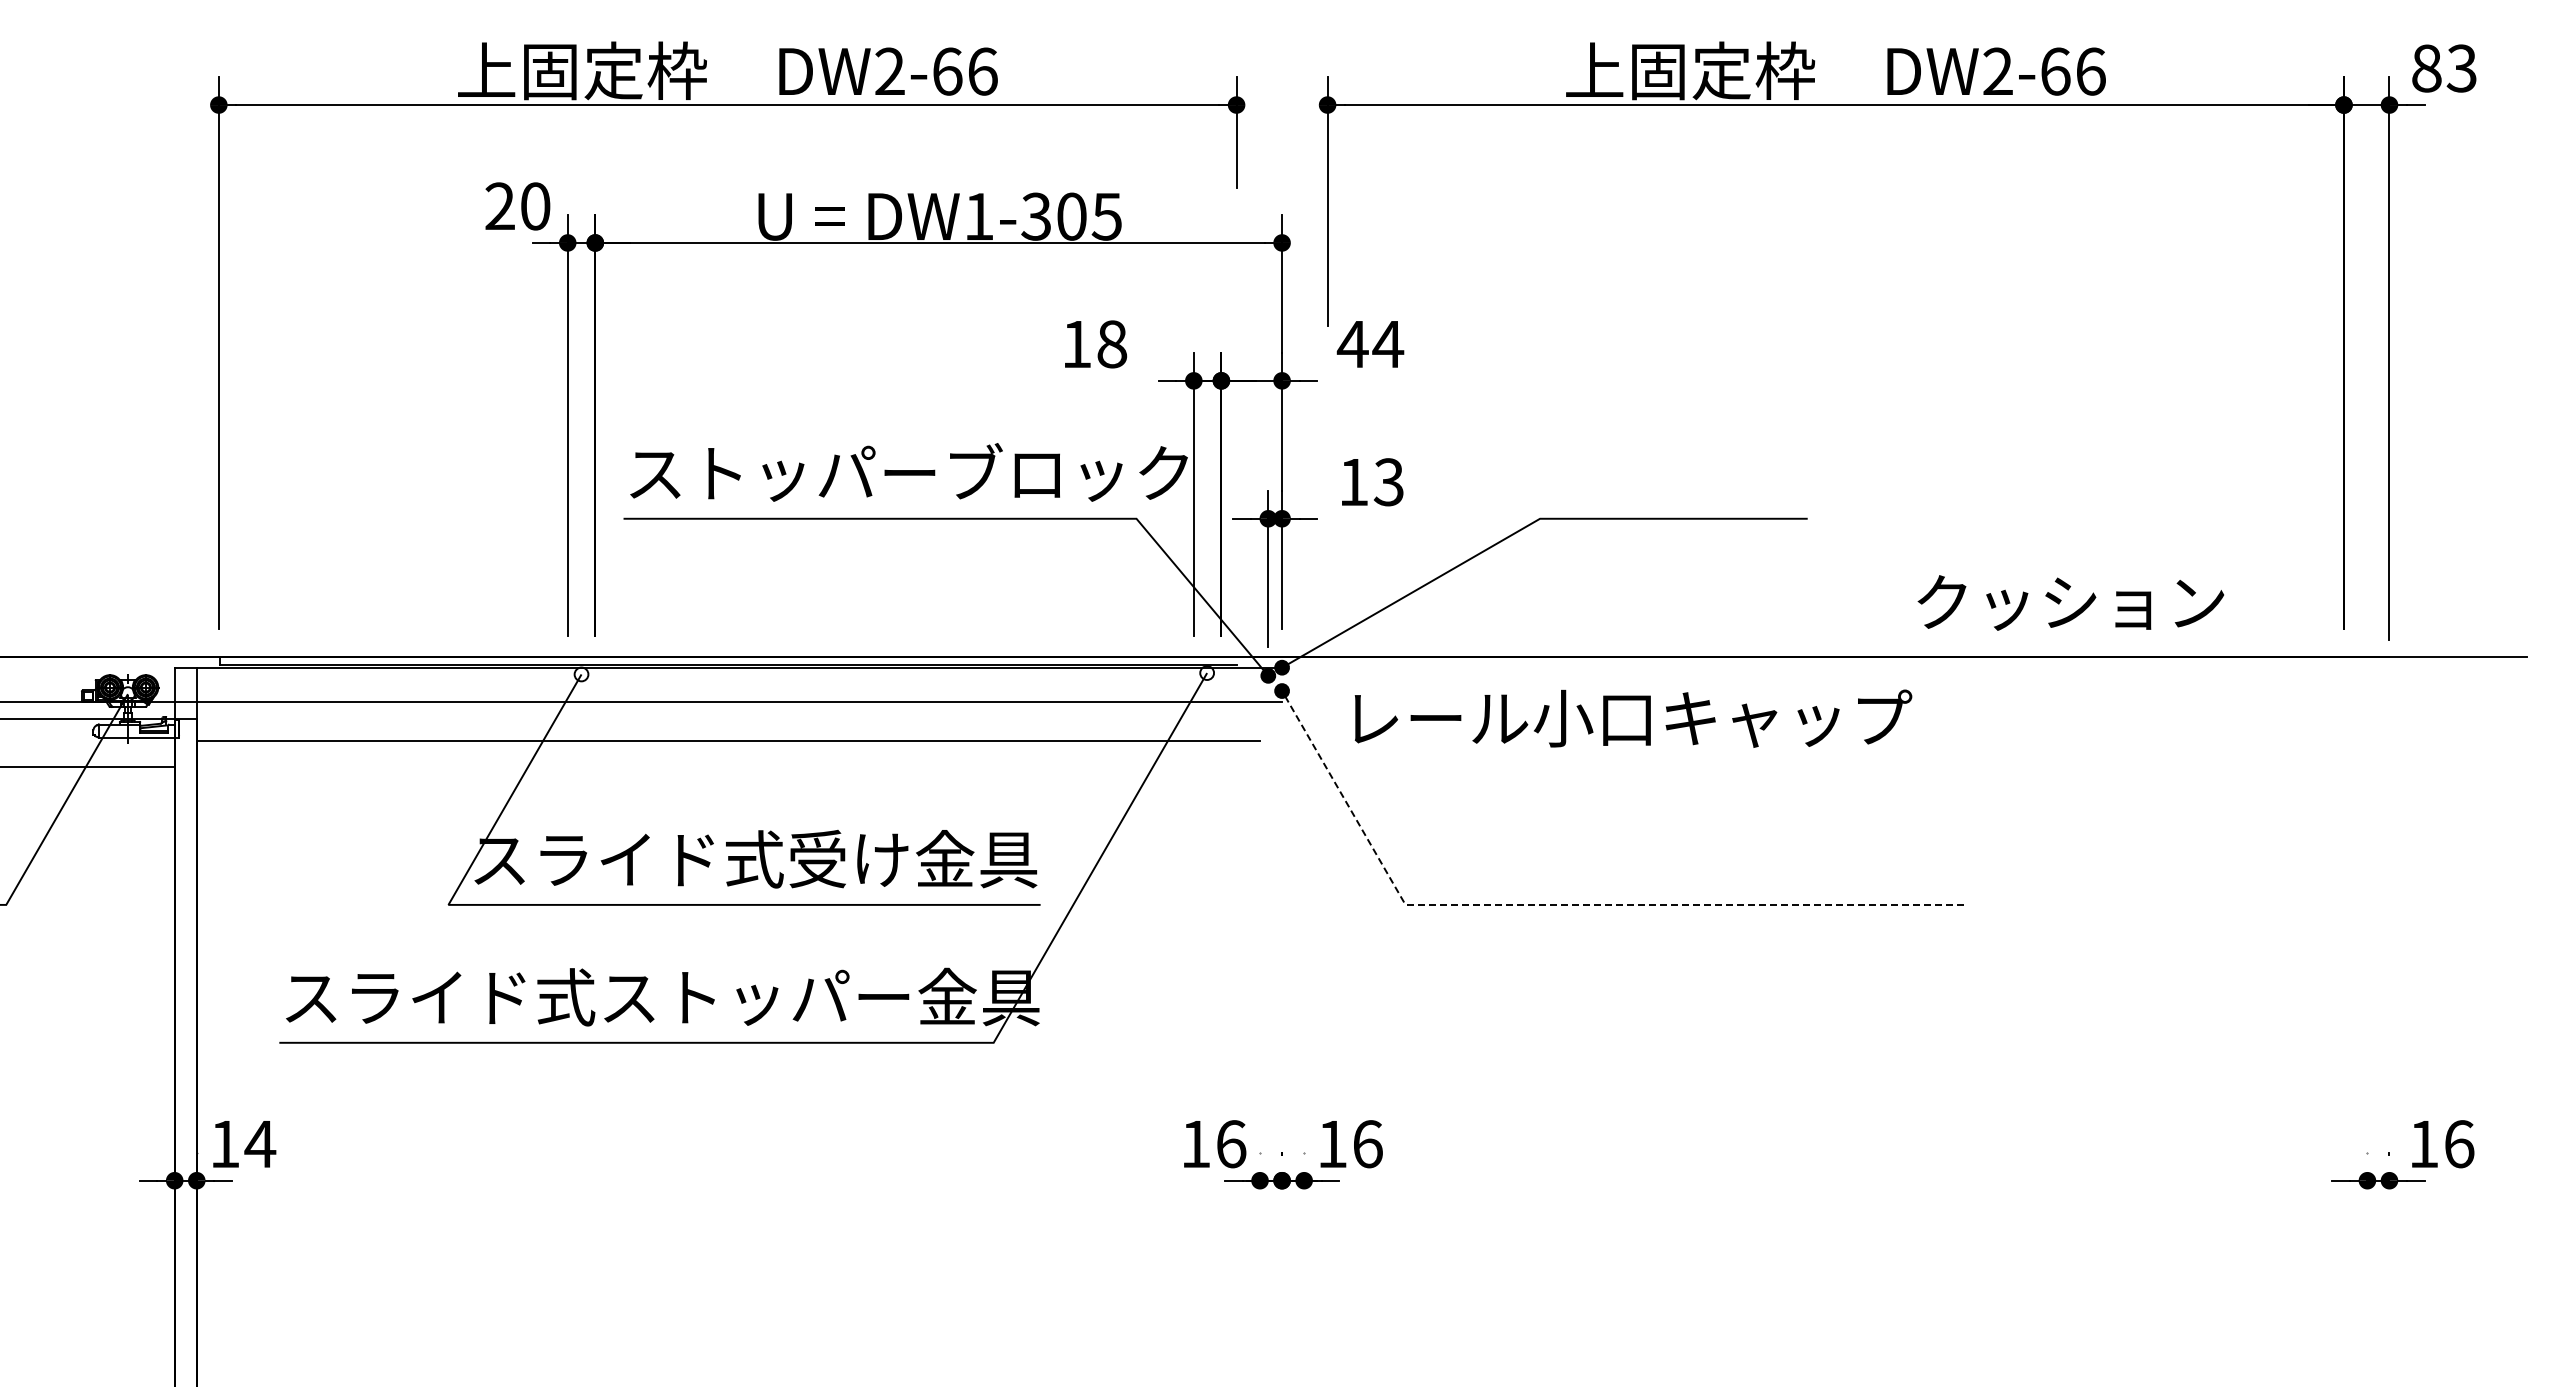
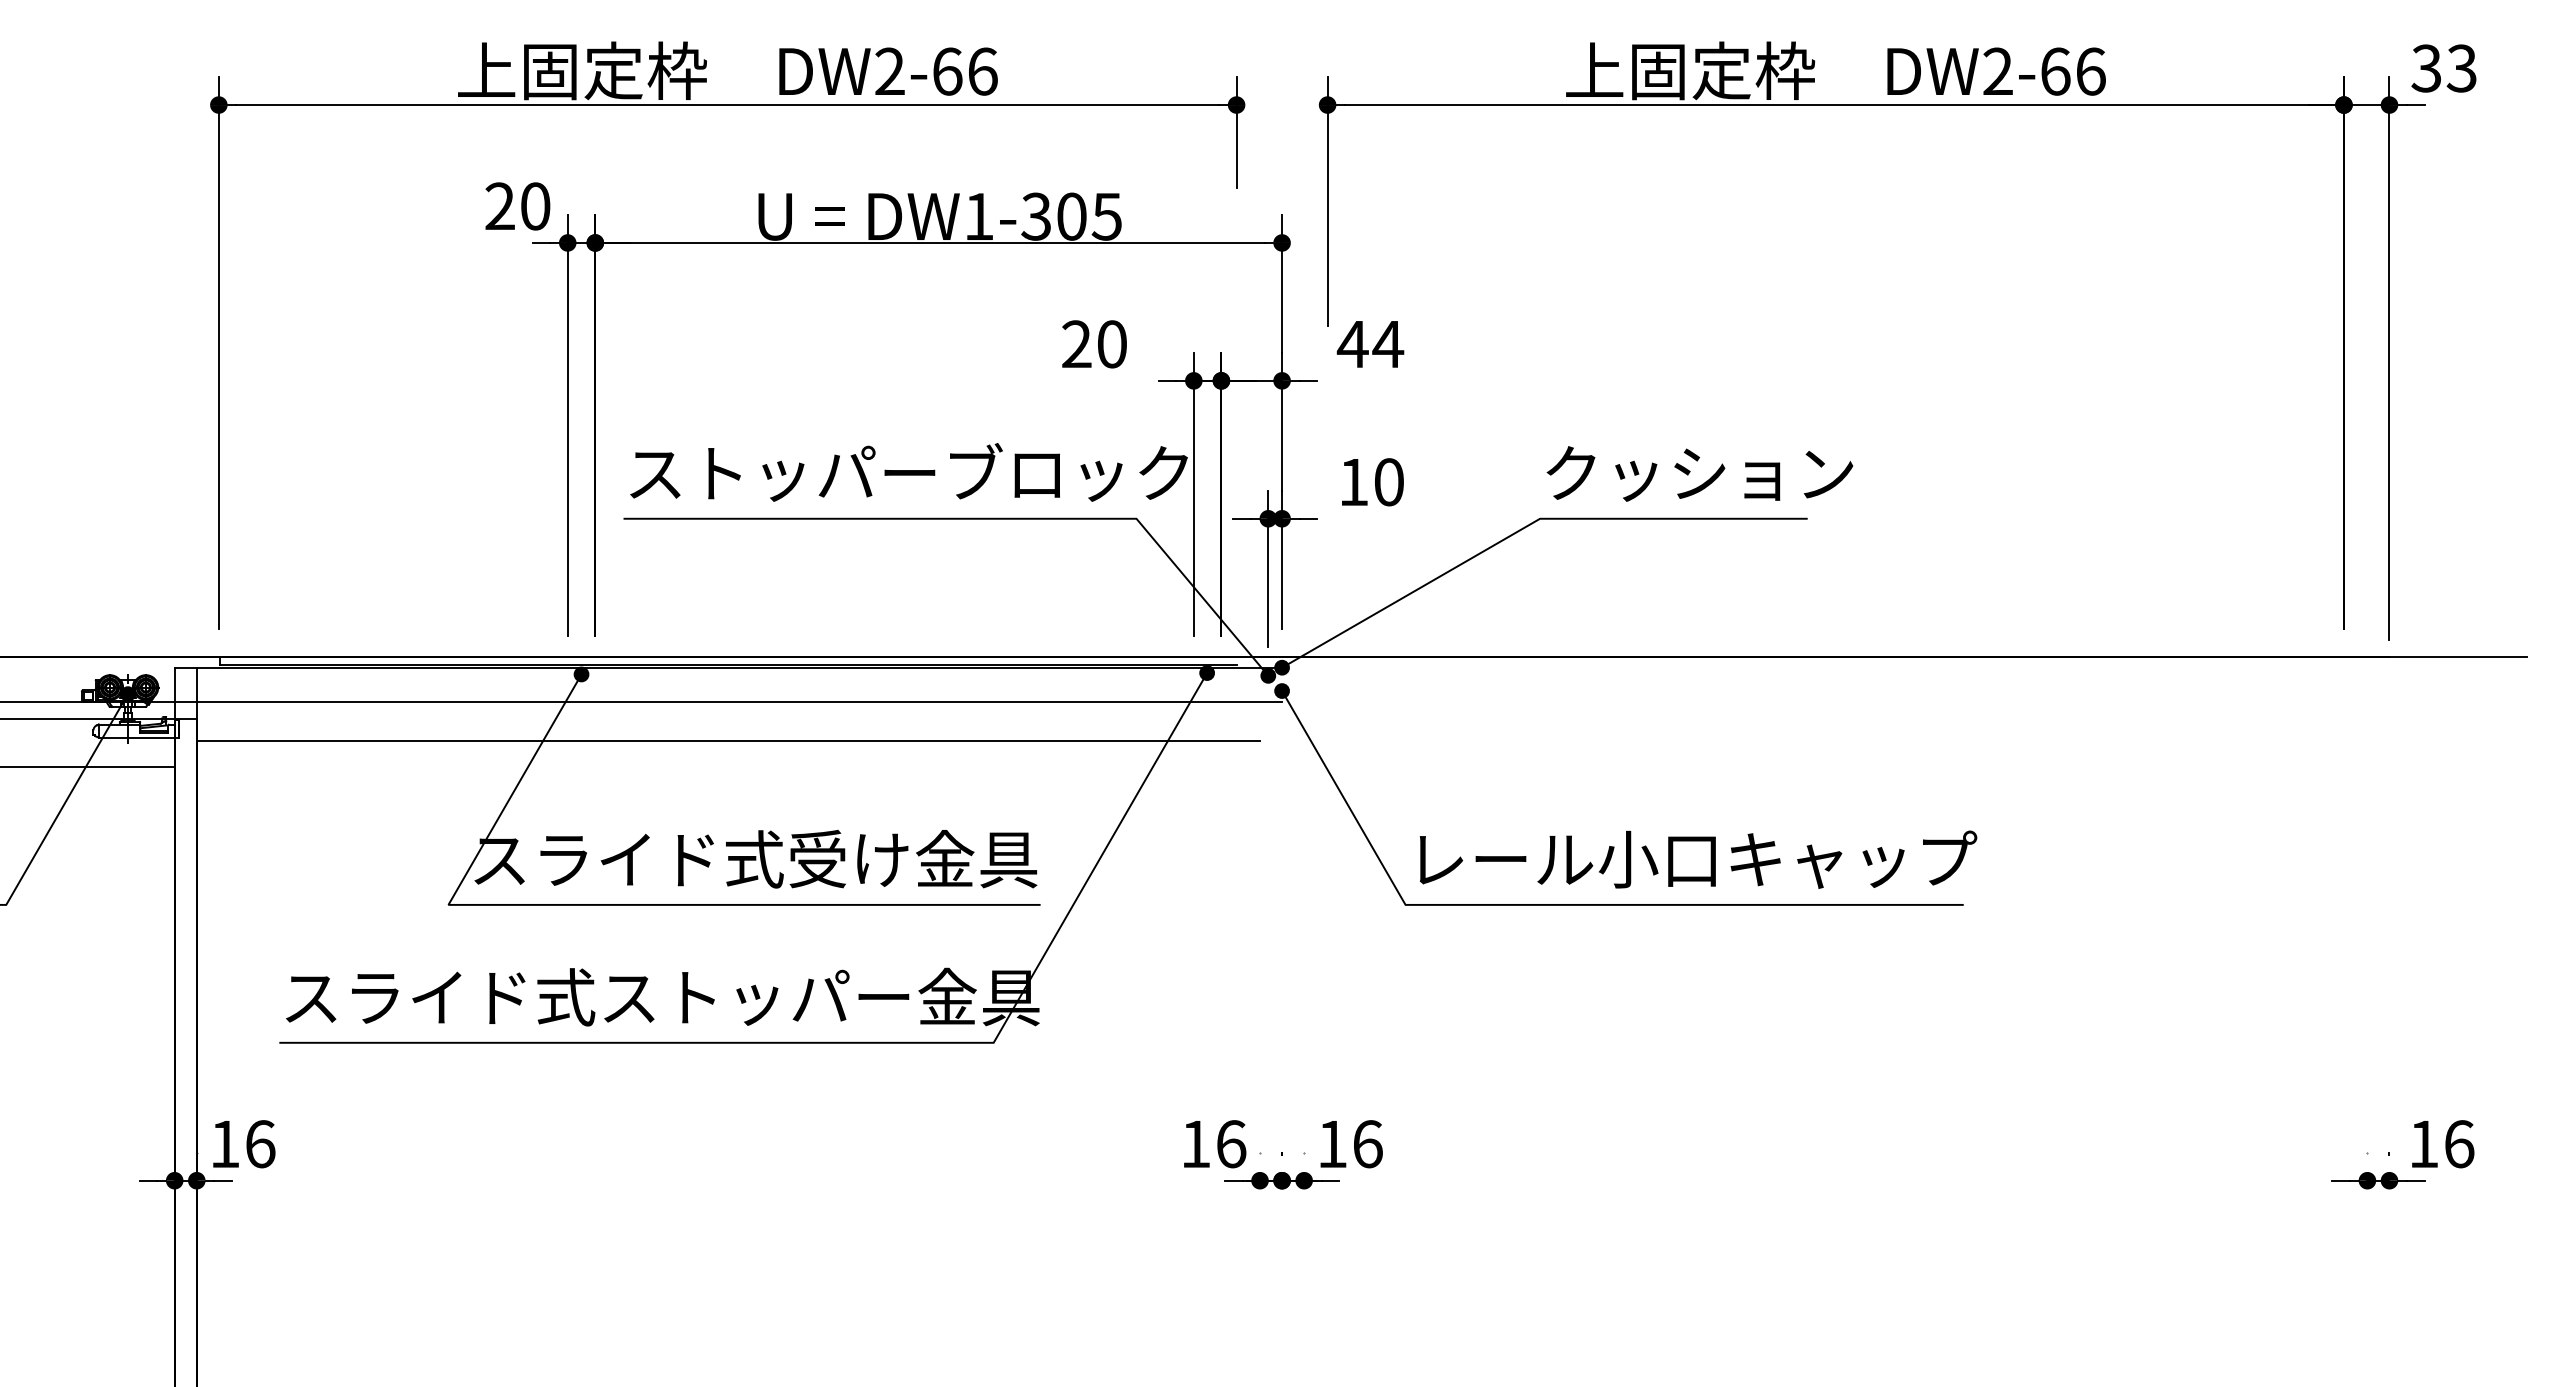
text: 83 -> 33 (2426, 68)
text: 18 -> 20 (1094, 344)
text: 13 -> 10 (1388, 482)
text position: (2070, 602) -> (1699, 473) (1699, 473)
fill: none -> present (1207, 672)
fill: none -> present (581, 674)
fill: none -> present (127, 694)
text position: (1633, 718) -> (1698, 859) (1698, 859)
line: dashed -> solid (1560, 904)
text: 14 -> 16 (260, 1144)
